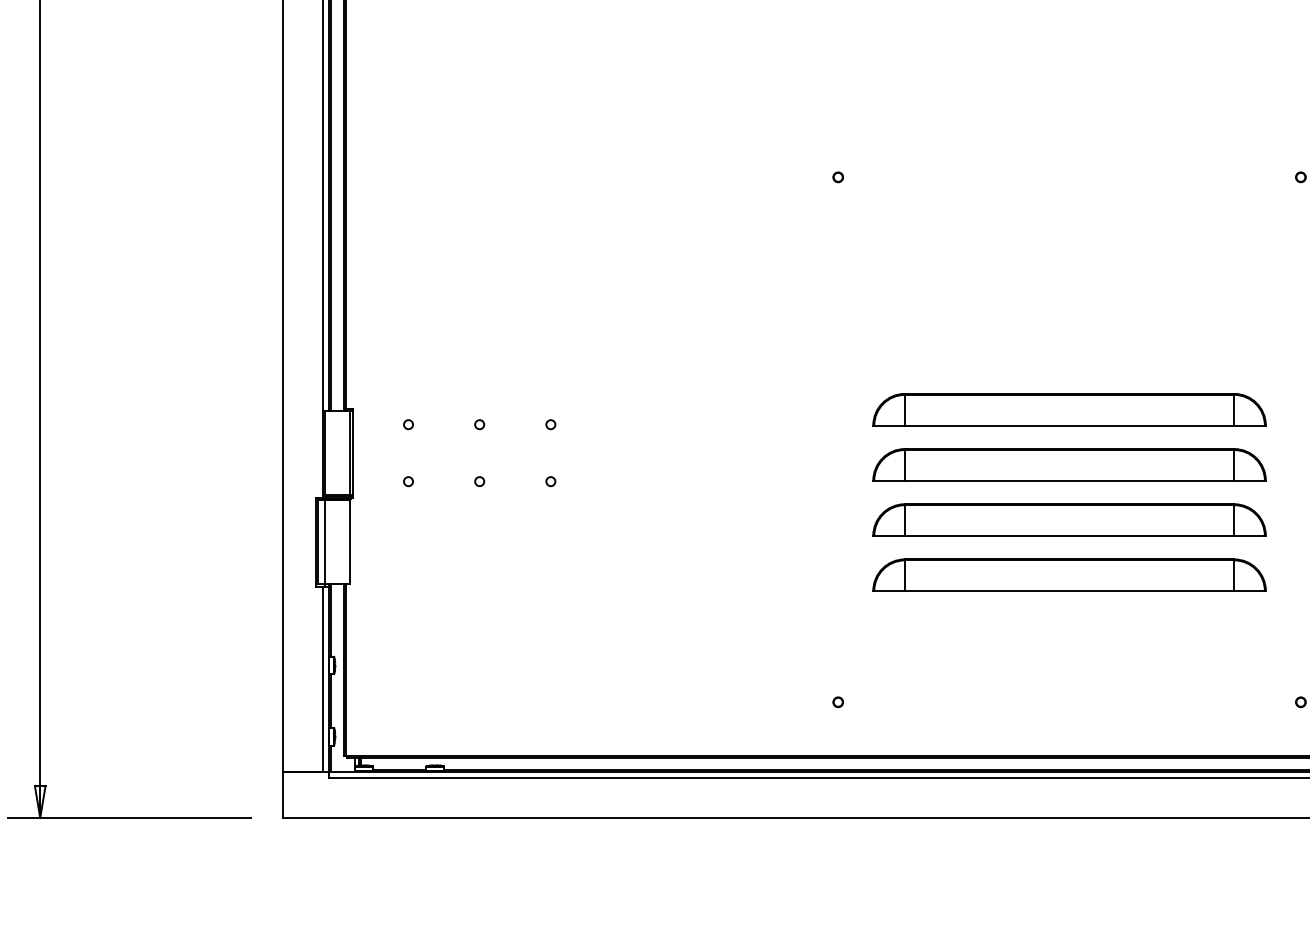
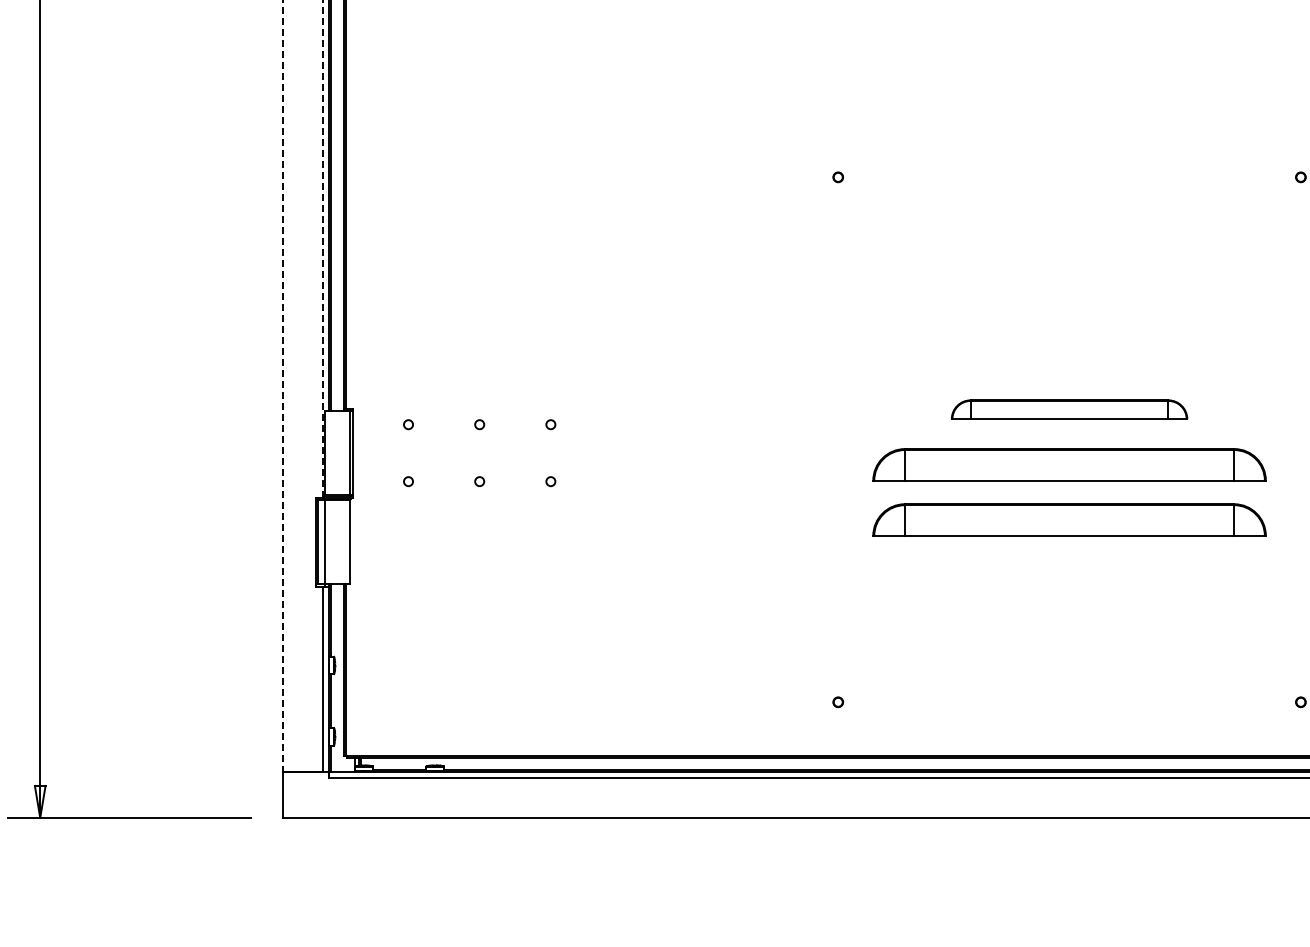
line: solid -> dashed (323, 249)
line: solid -> dashed (282, 386)
part size: 395x34 px -> 239x21 px (1069, 409)
part: present -> none (1069, 574)
